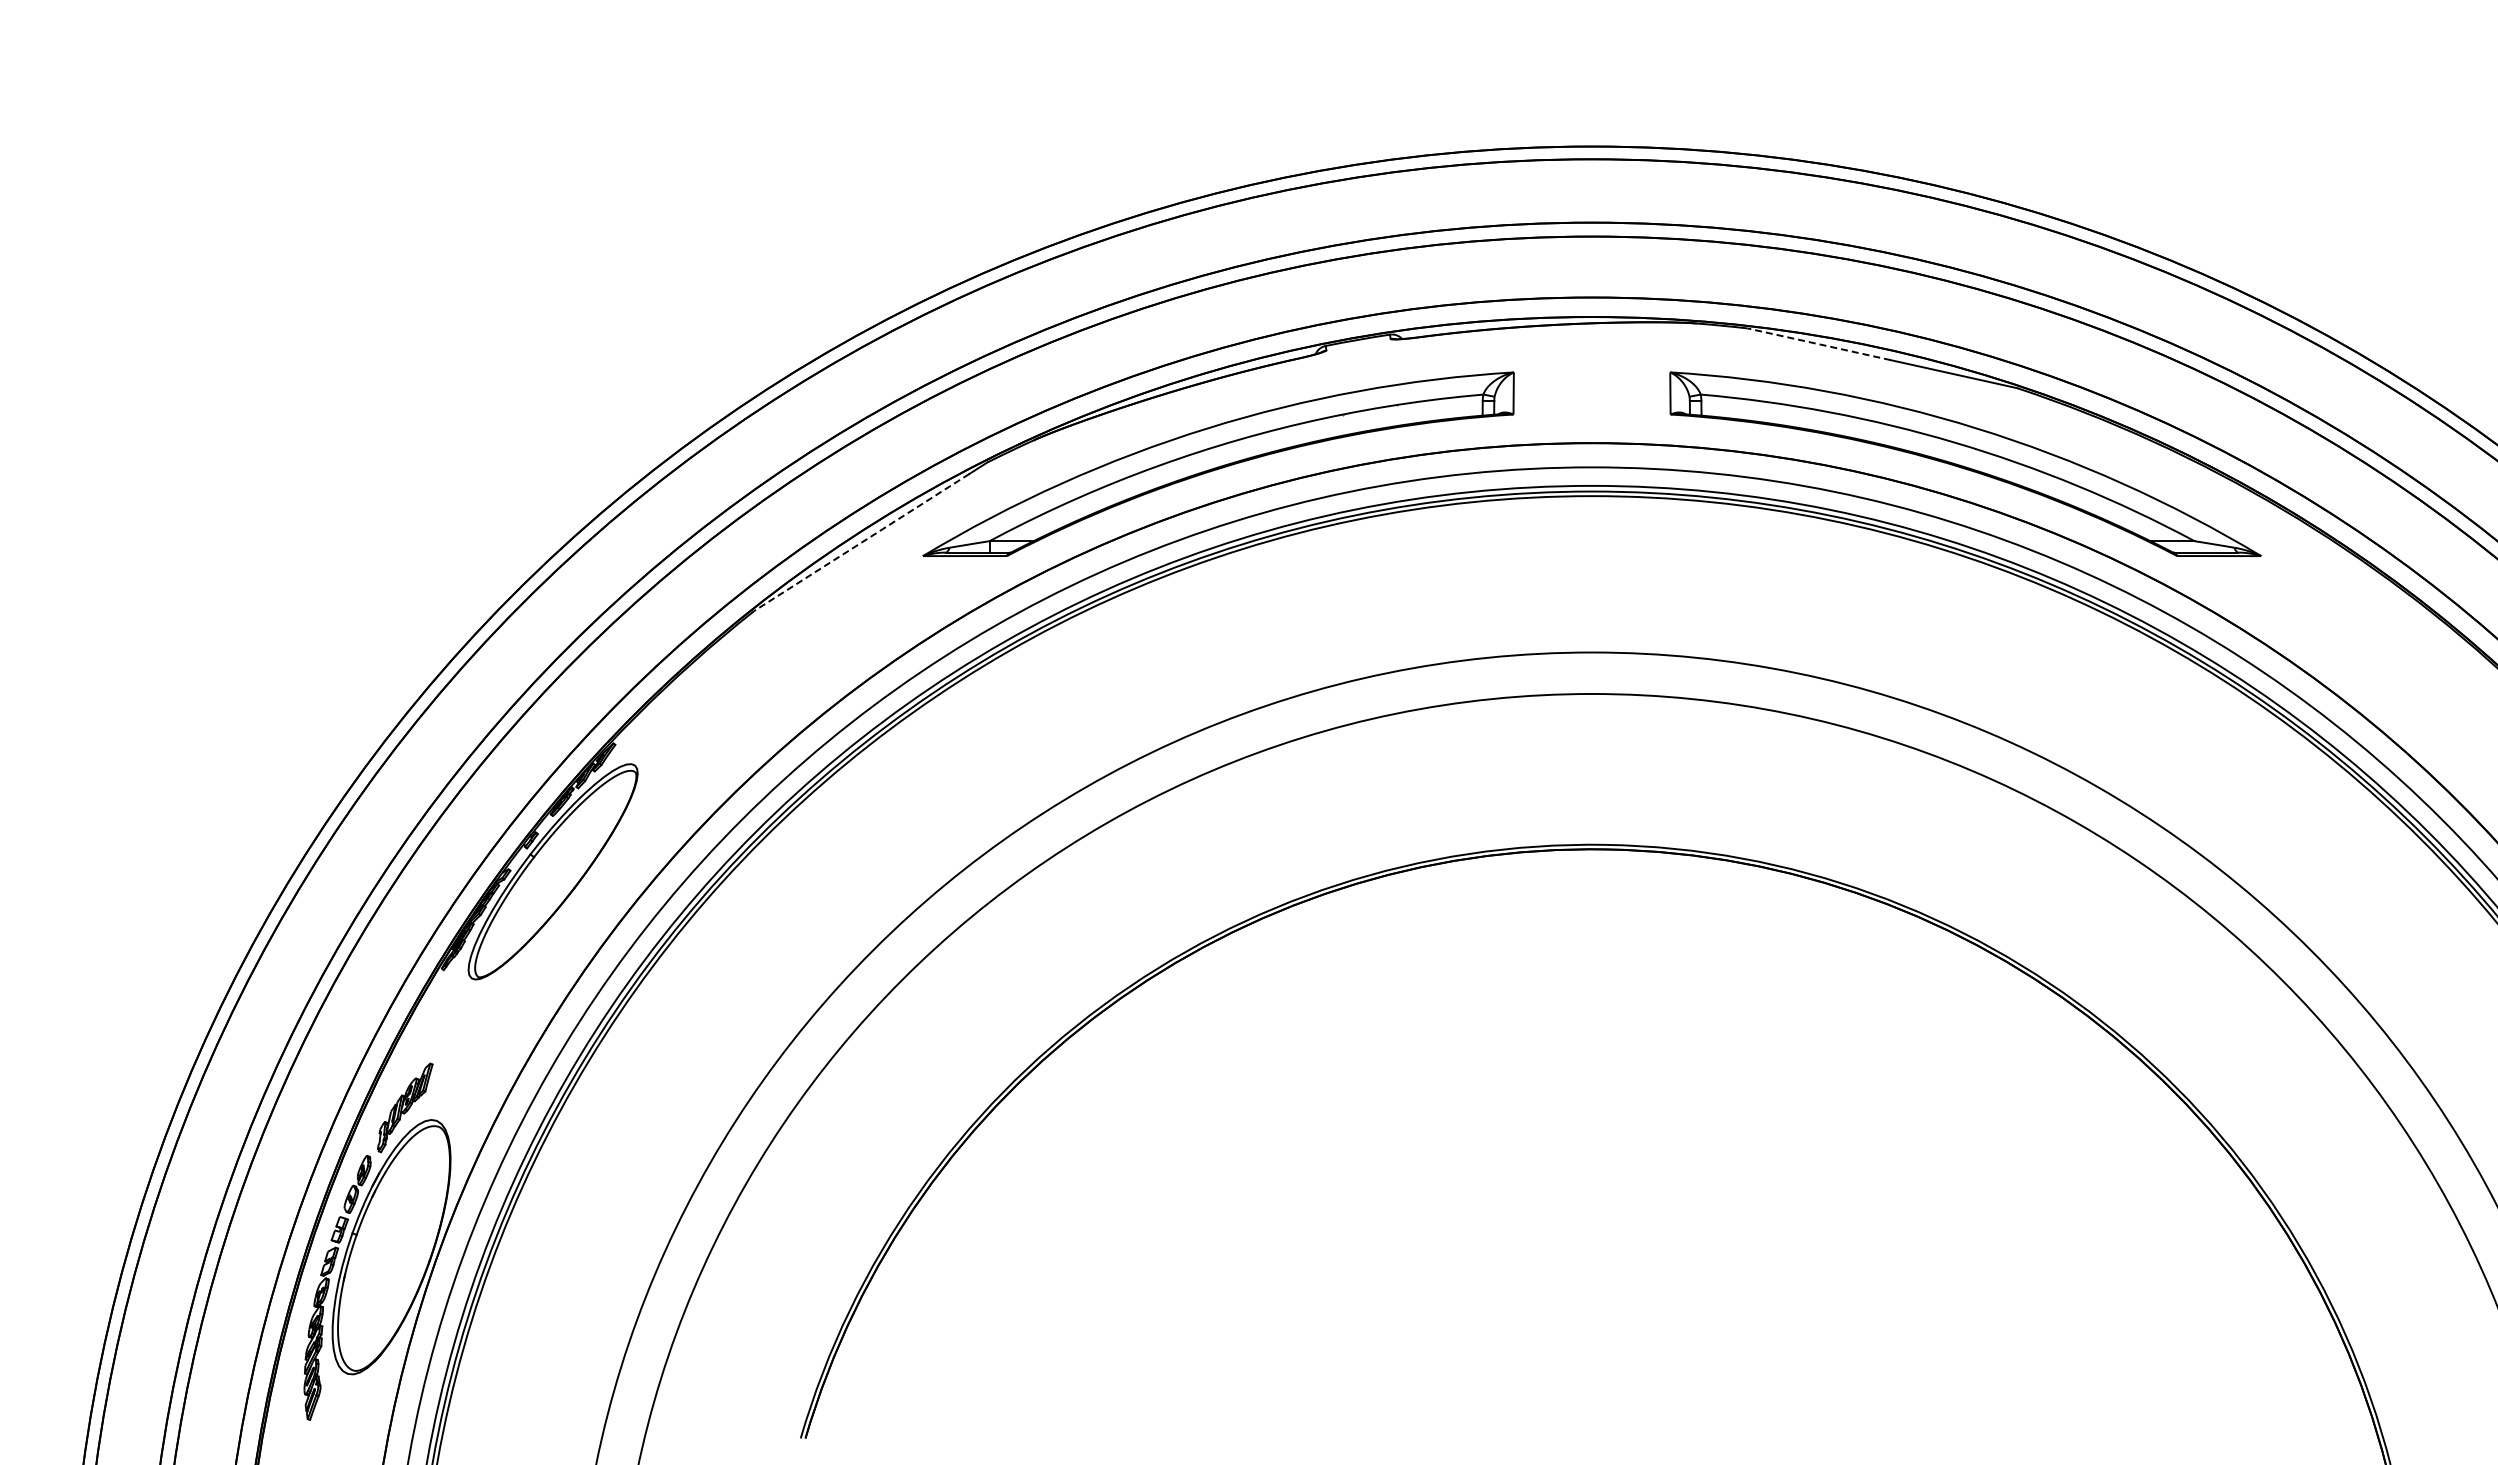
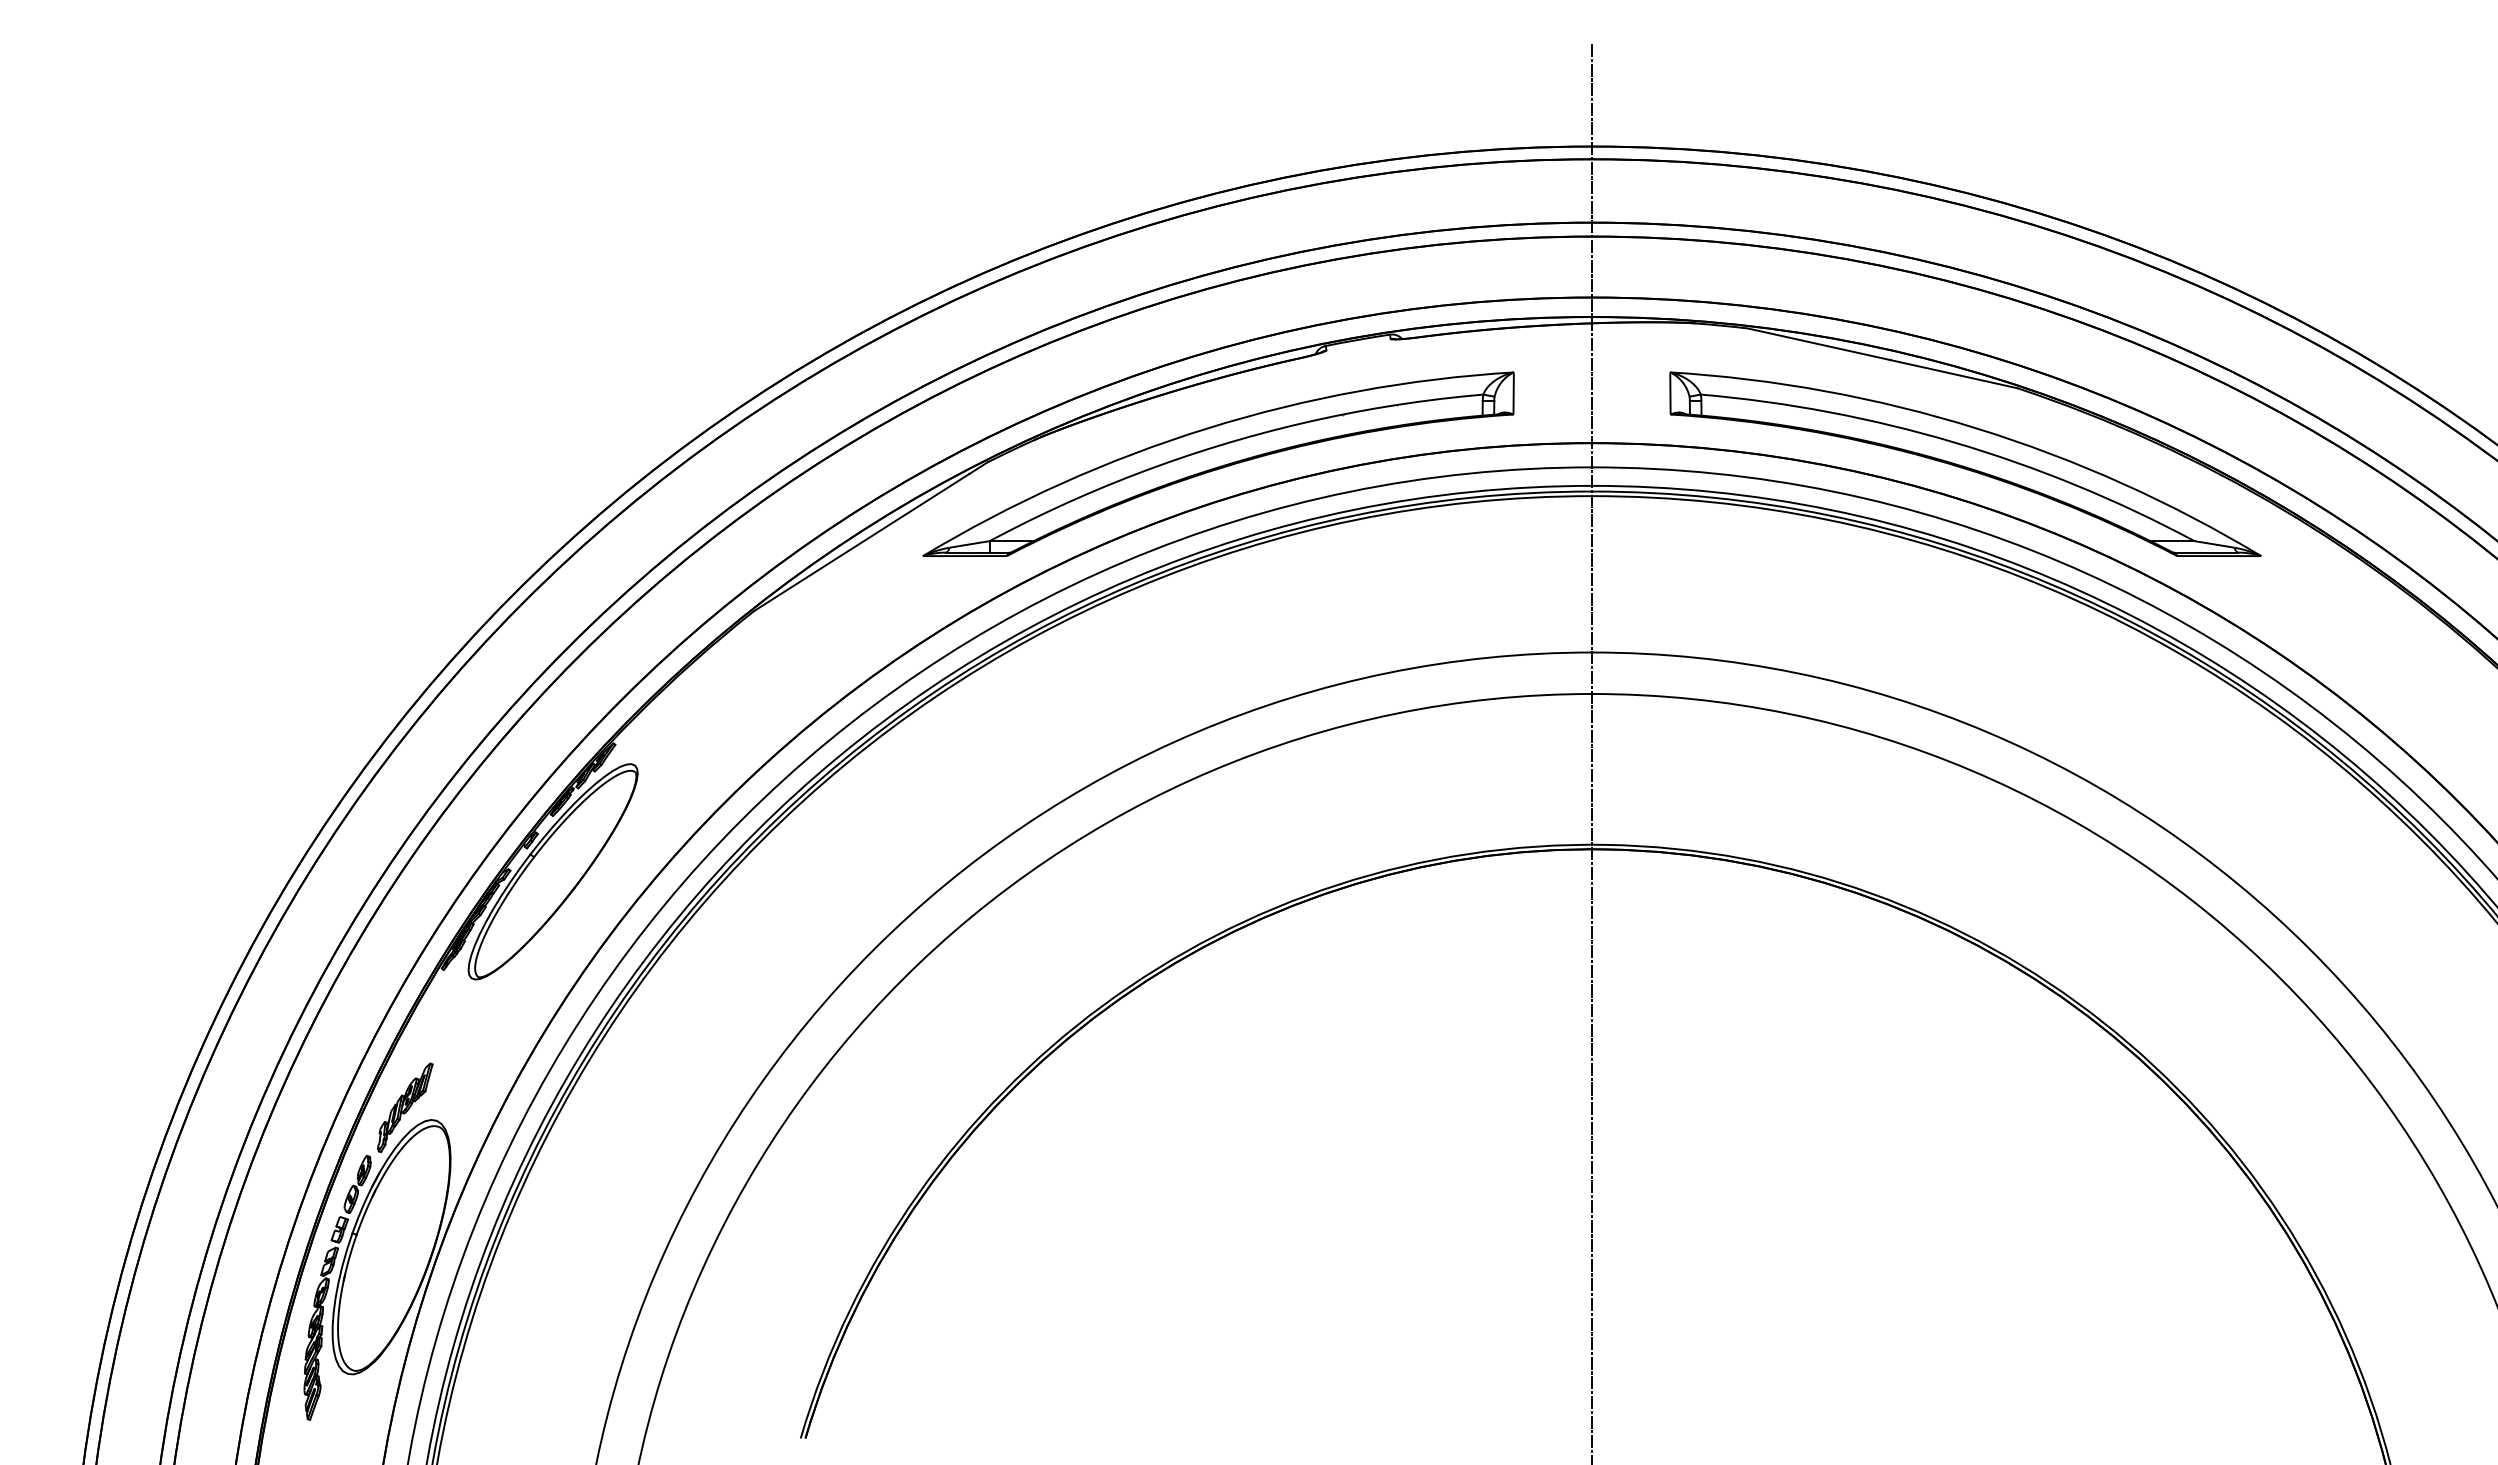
line: dashed -> solid (1818, 344)
line: dashed -> solid (861, 542)
line: none -> present (1592, 752)
